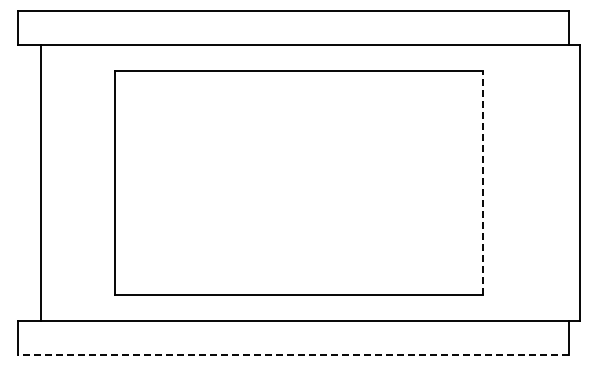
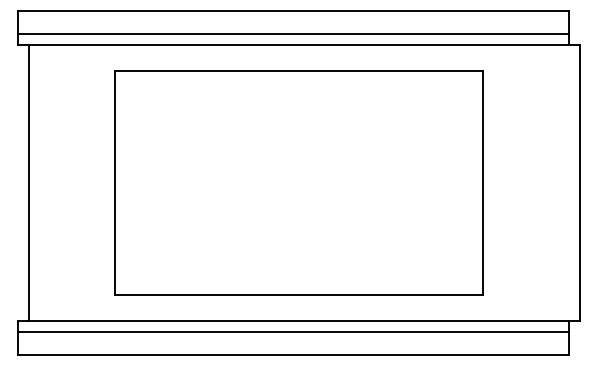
line: none -> present (292, 33)
line position: (41, 182) -> (29, 182) (29, 182)
line: dashed -> solid (482, 183)
line: none -> present (292, 332)
line: dashed -> solid (292, 355)
